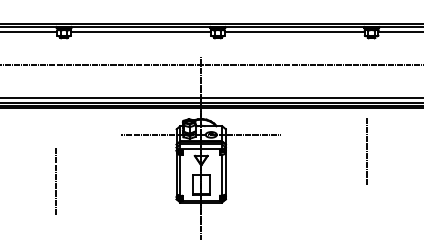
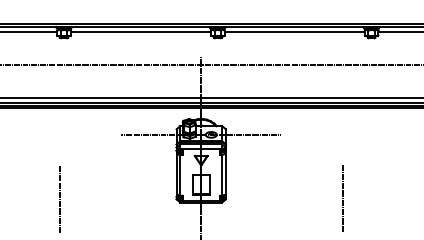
line position: (366, 151) -> (342, 198) (342, 198)
line position: (55, 181) -> (59, 199) (59, 199)
